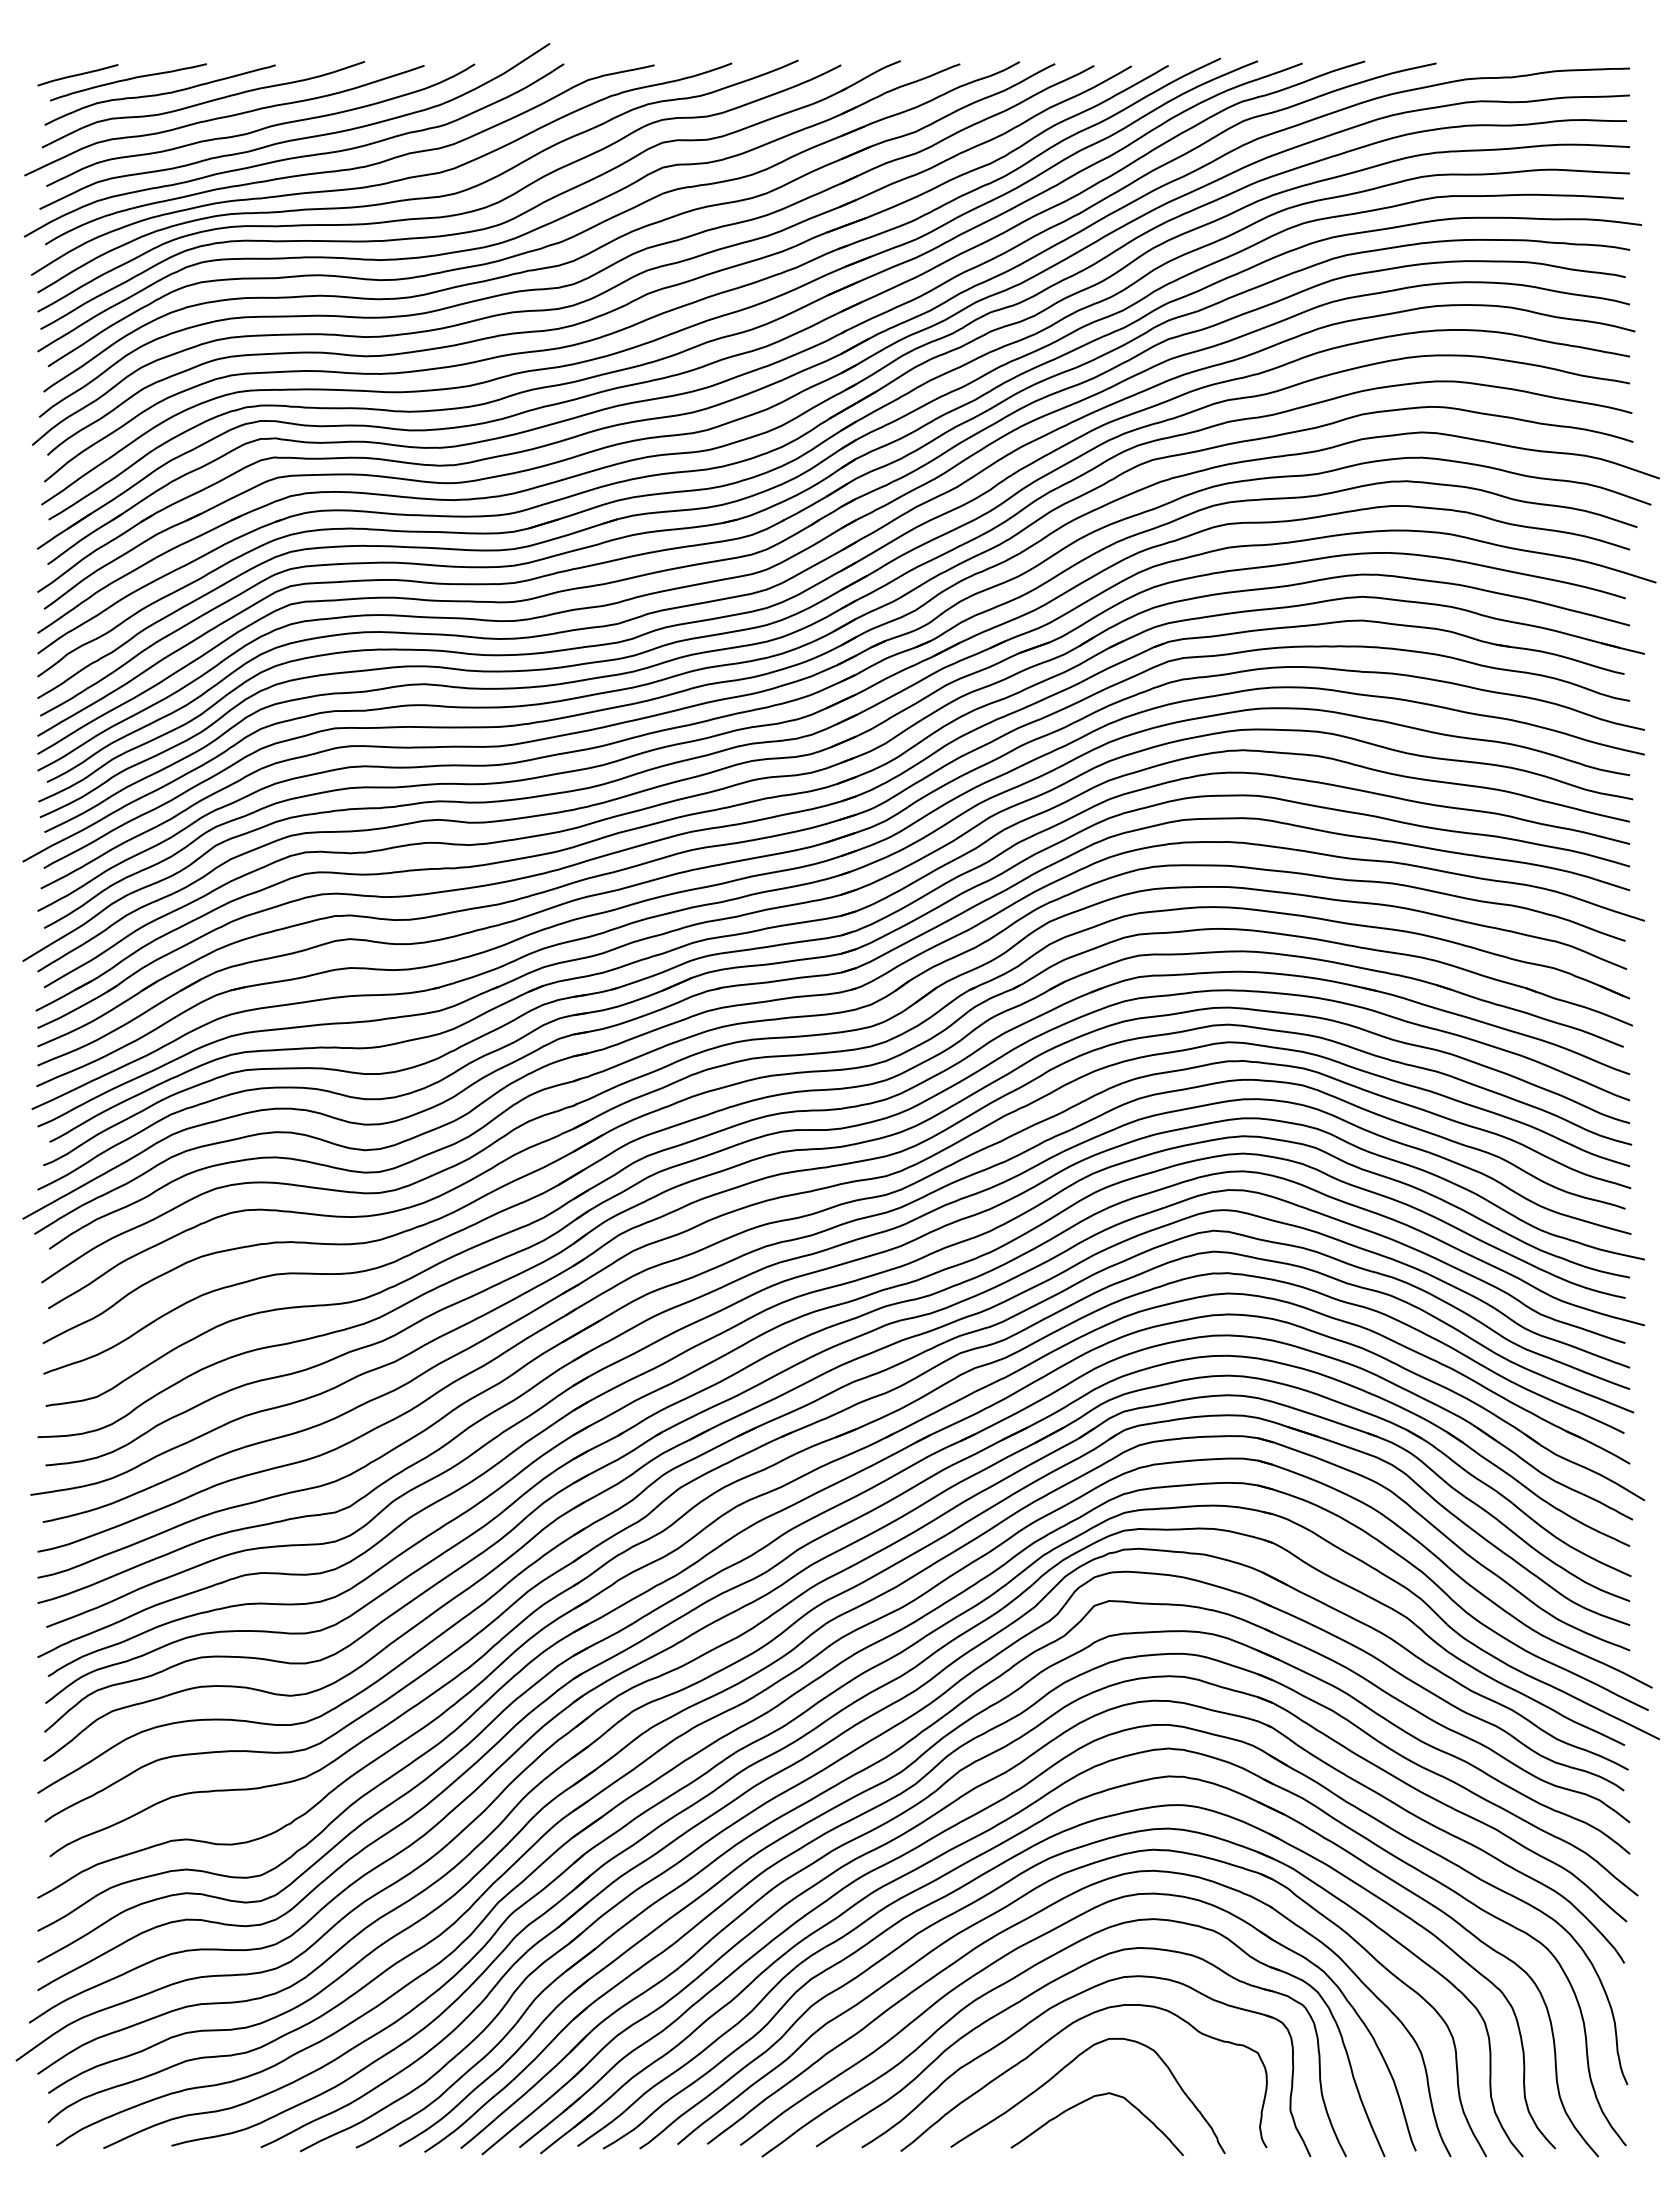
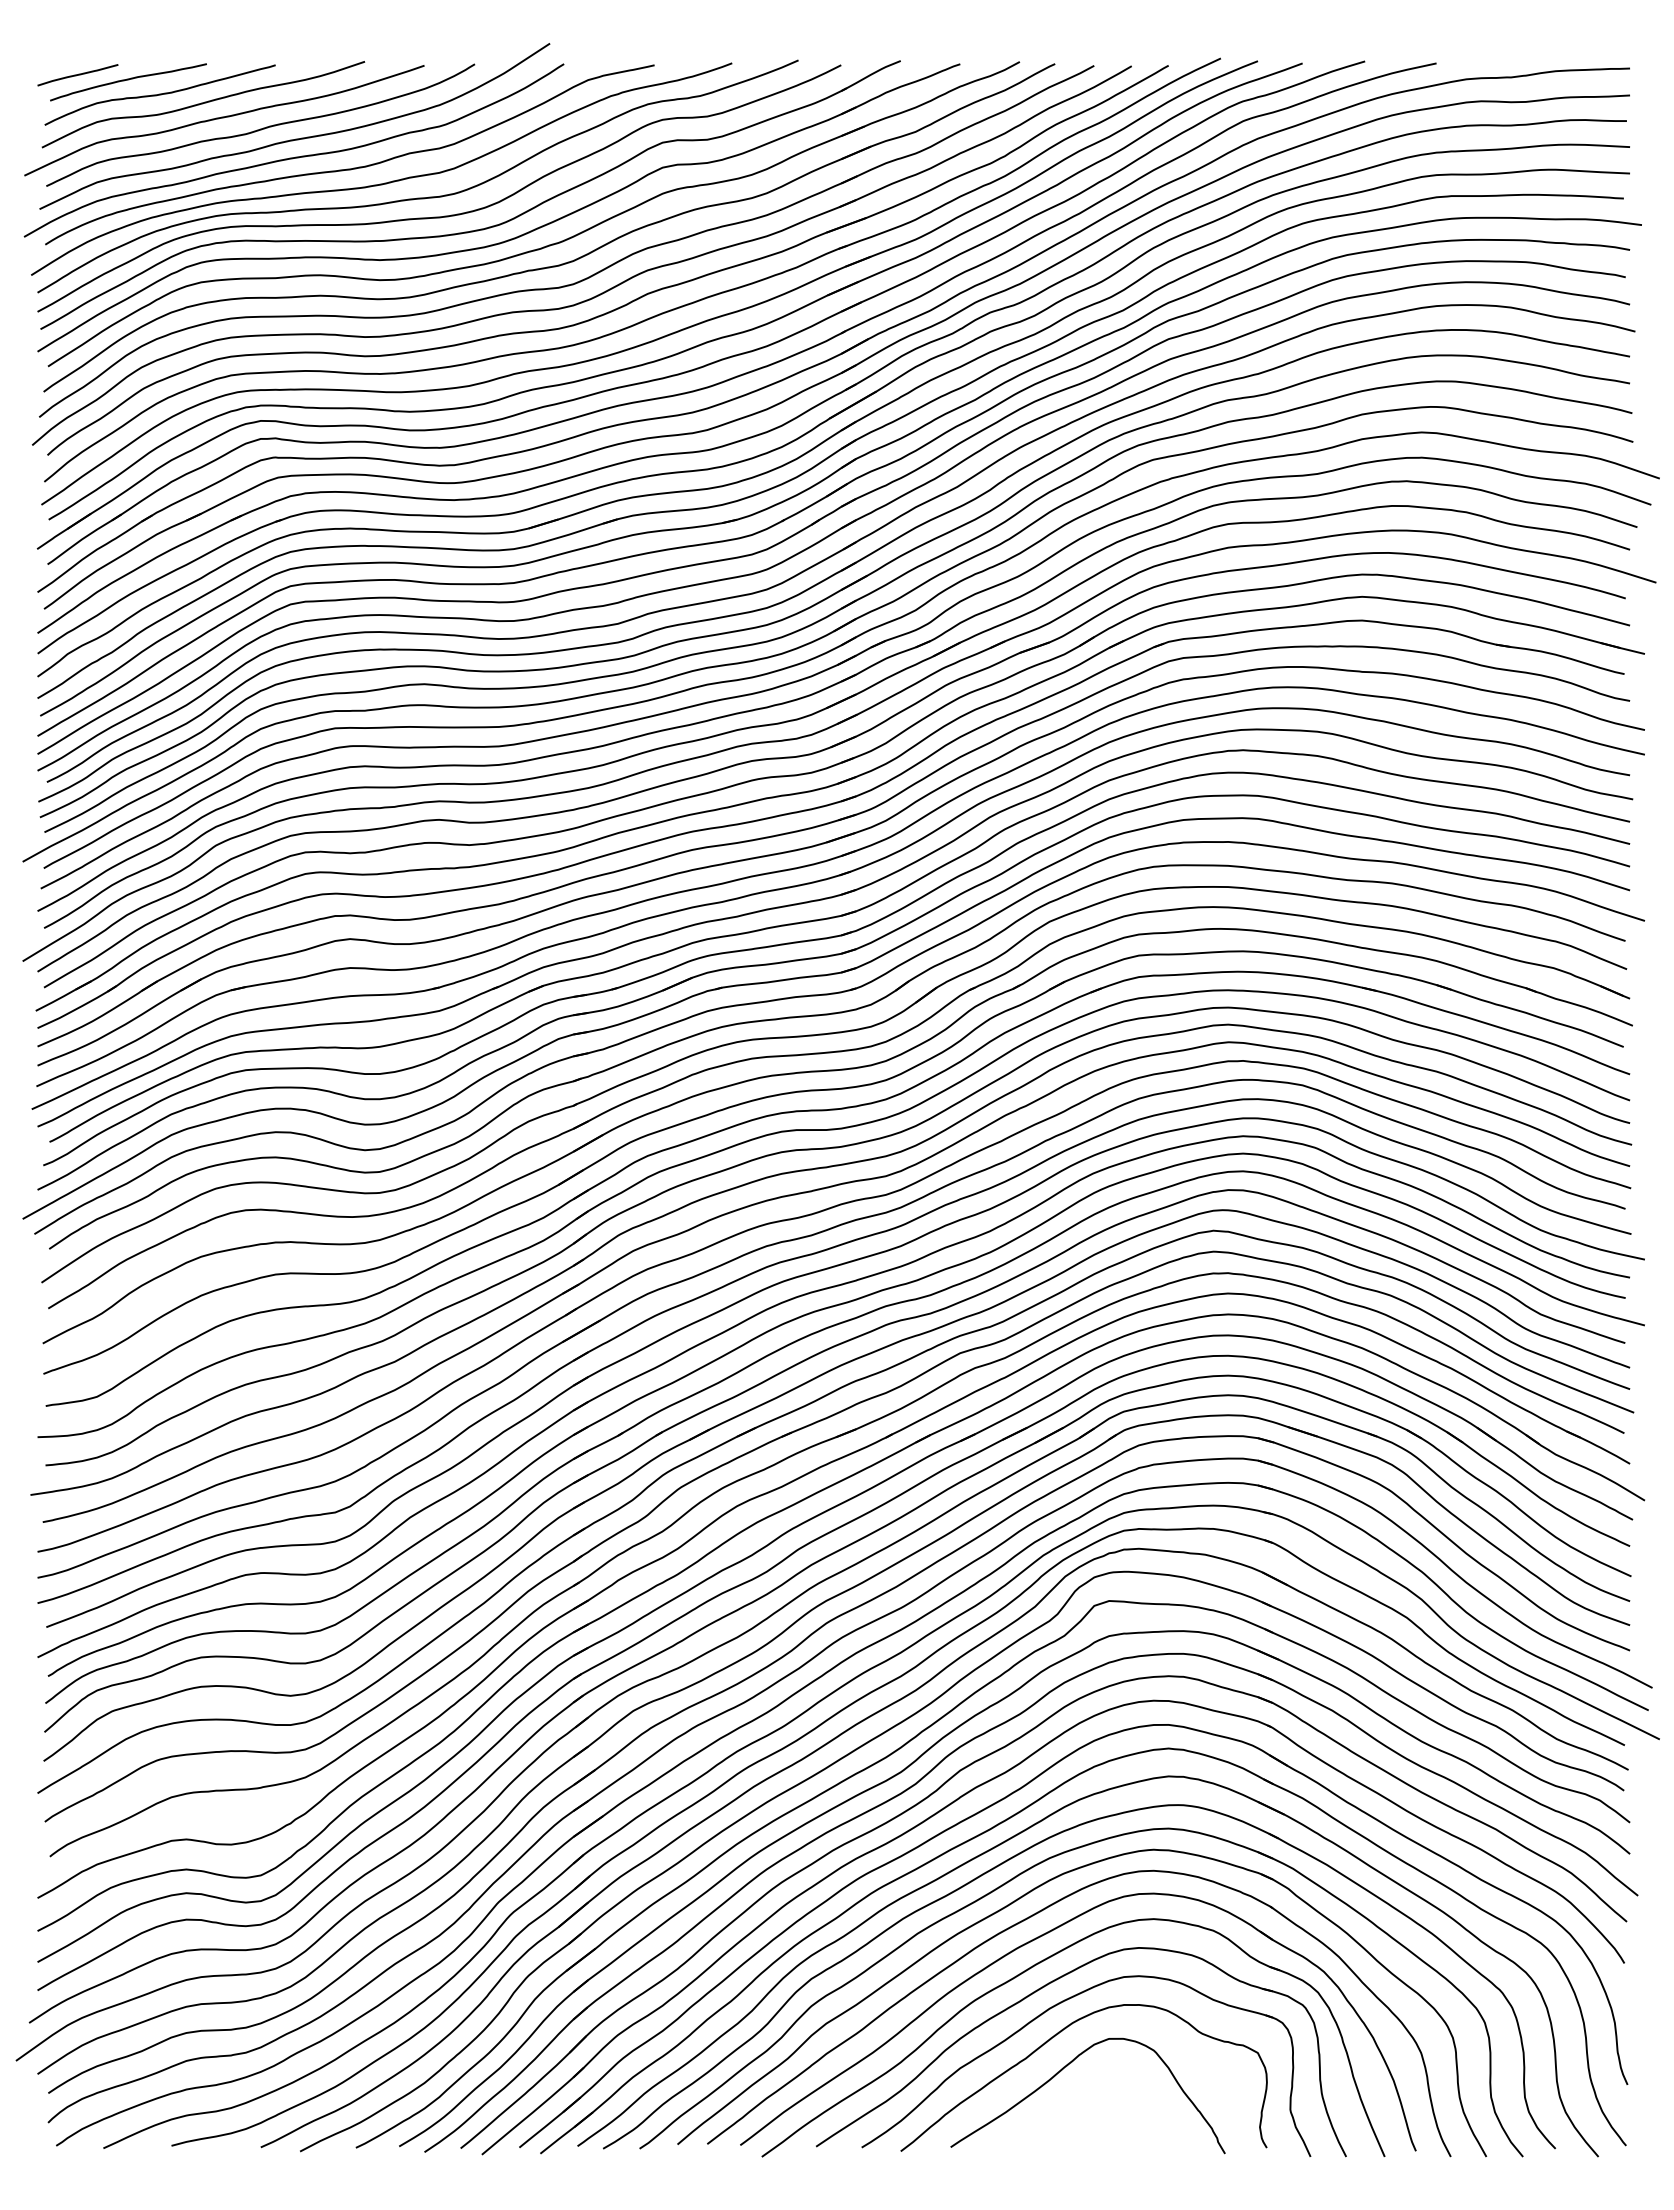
curve: present -> none (1084, 2102)
